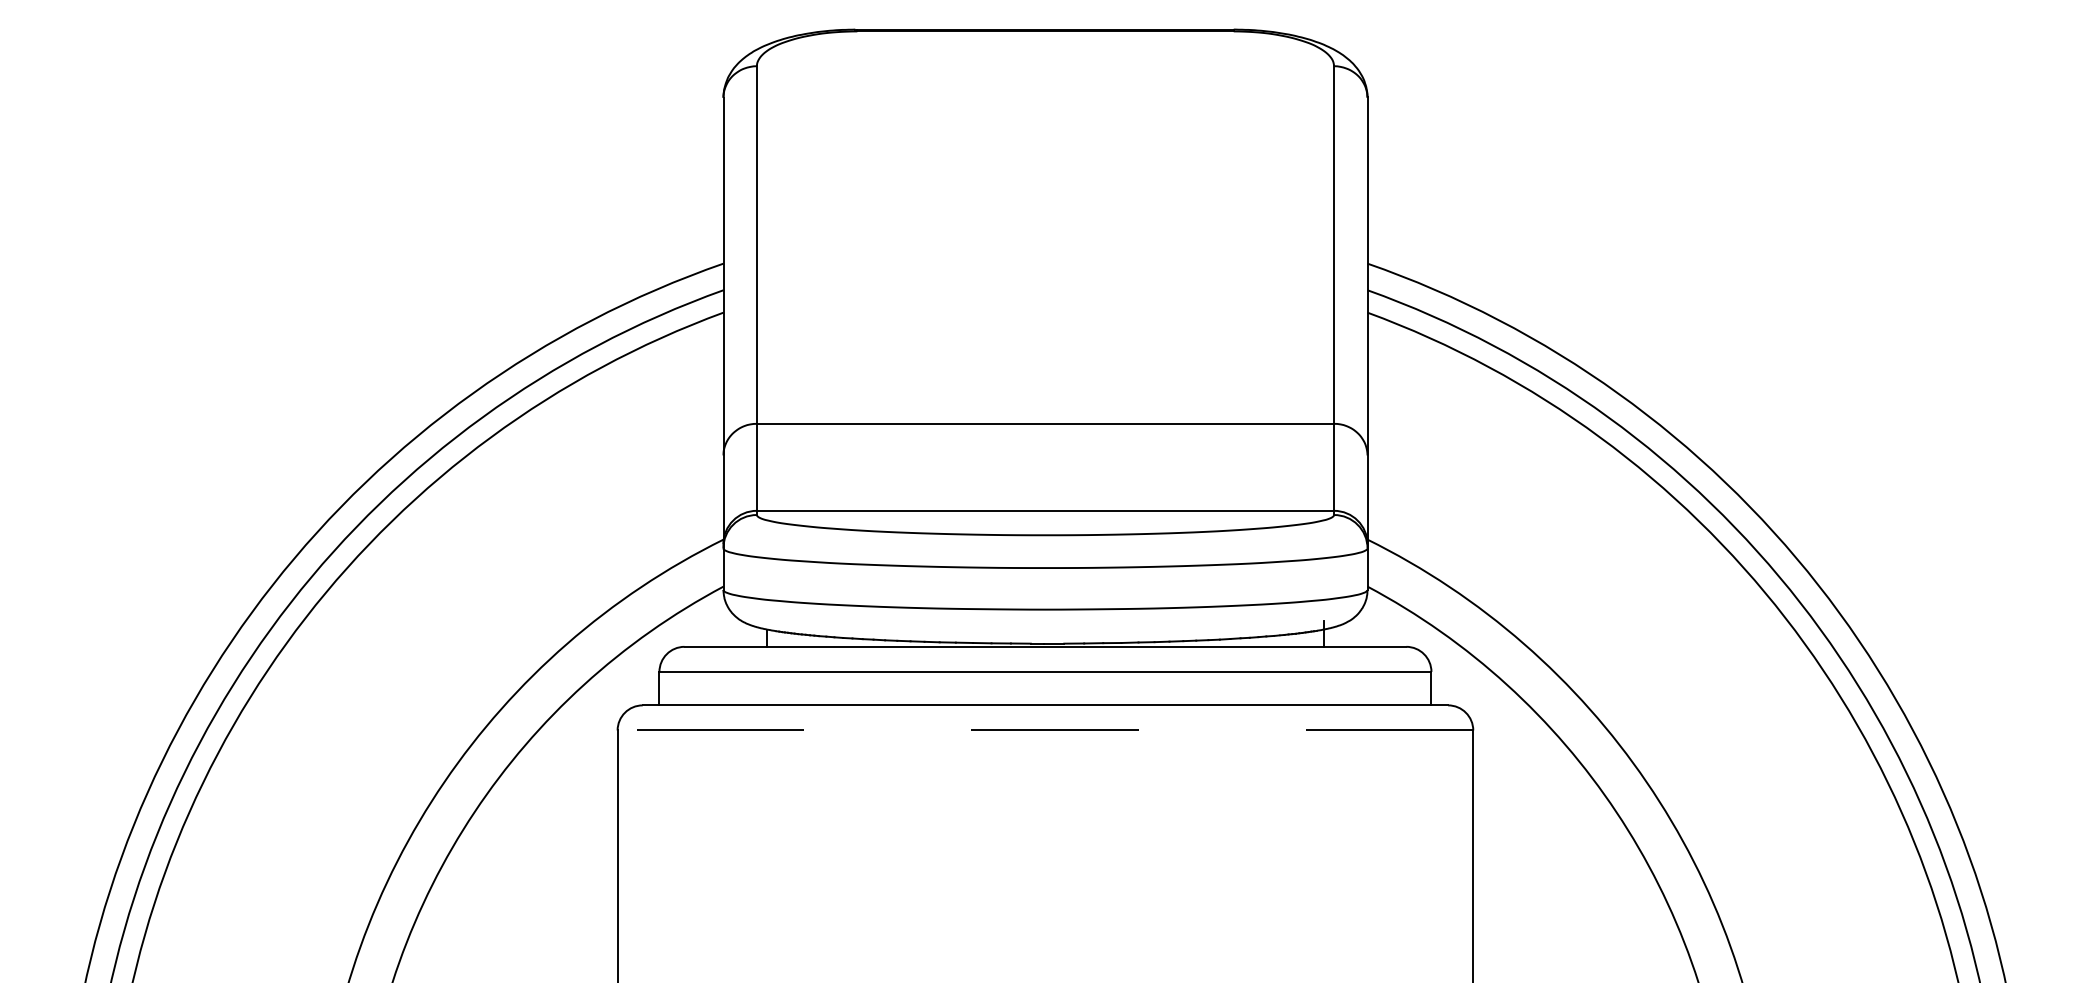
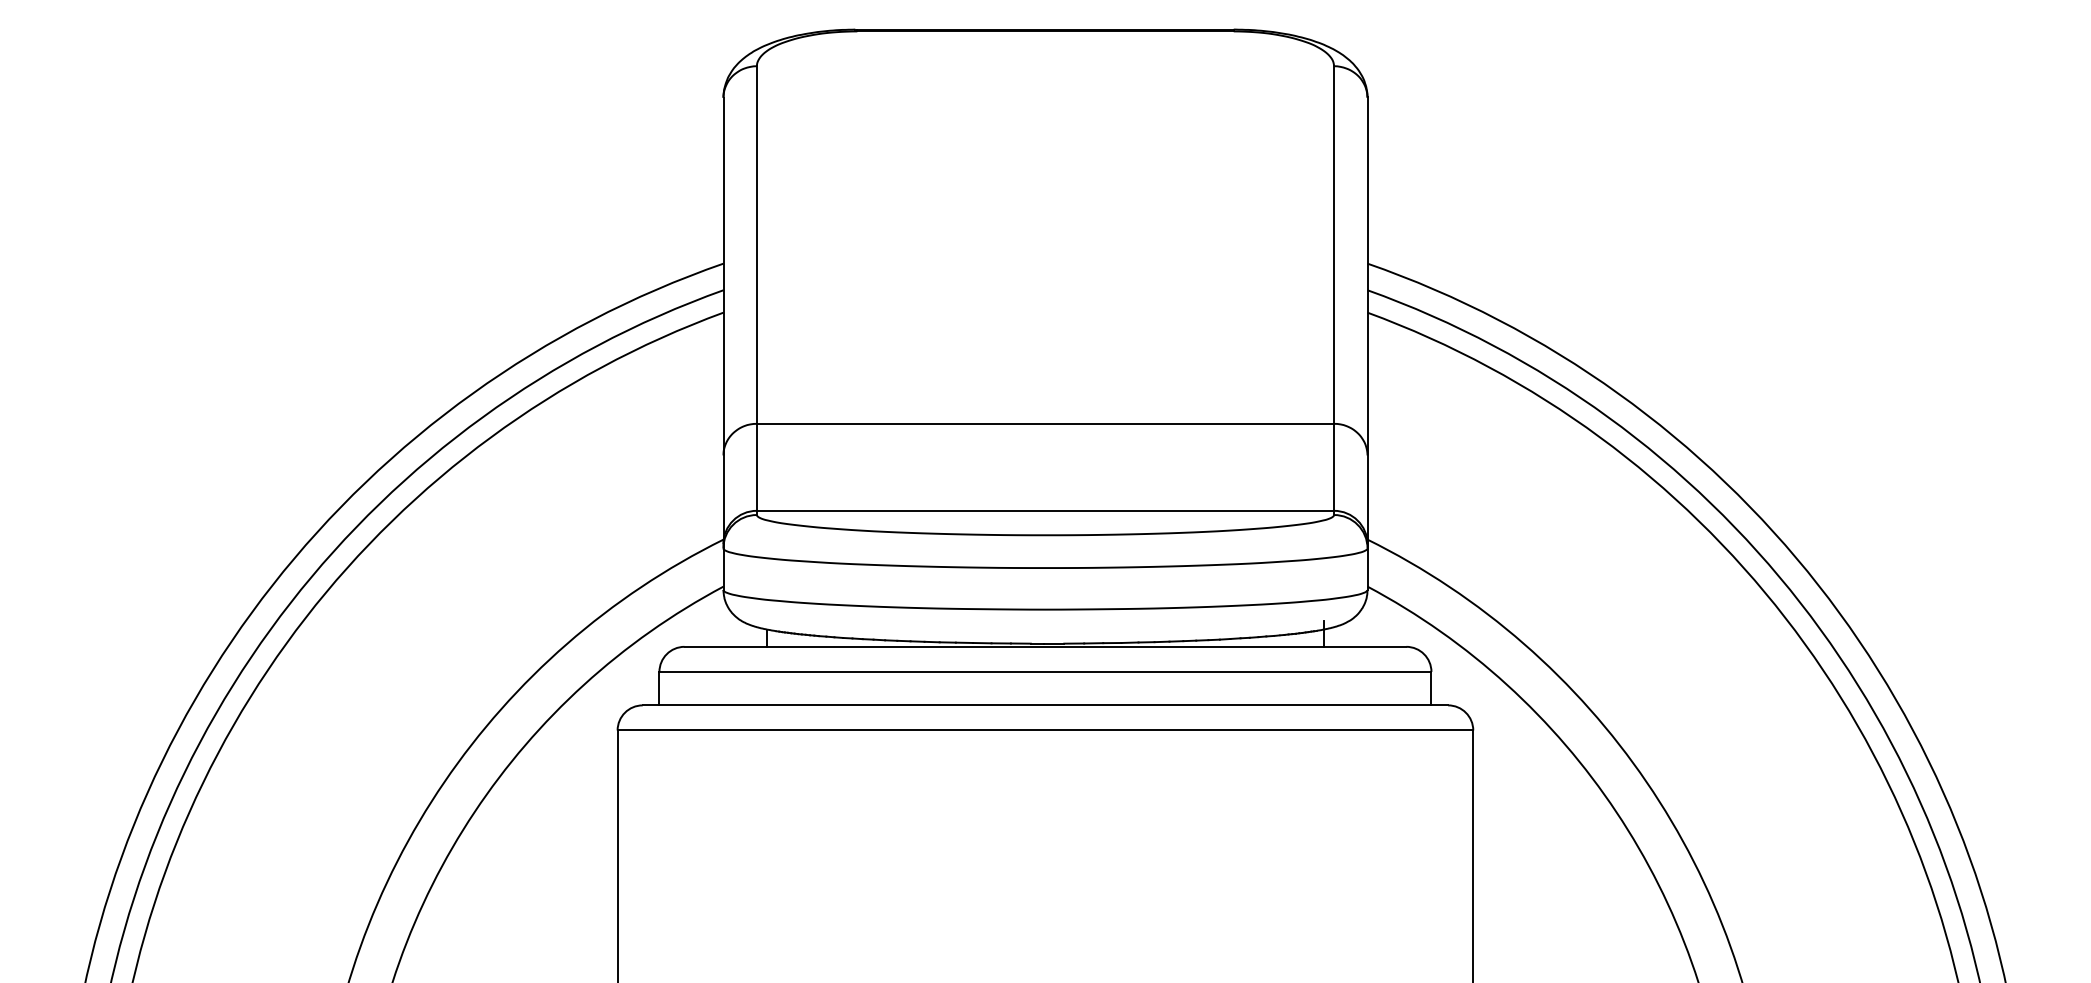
line: dashed -> solid (1045, 730)
